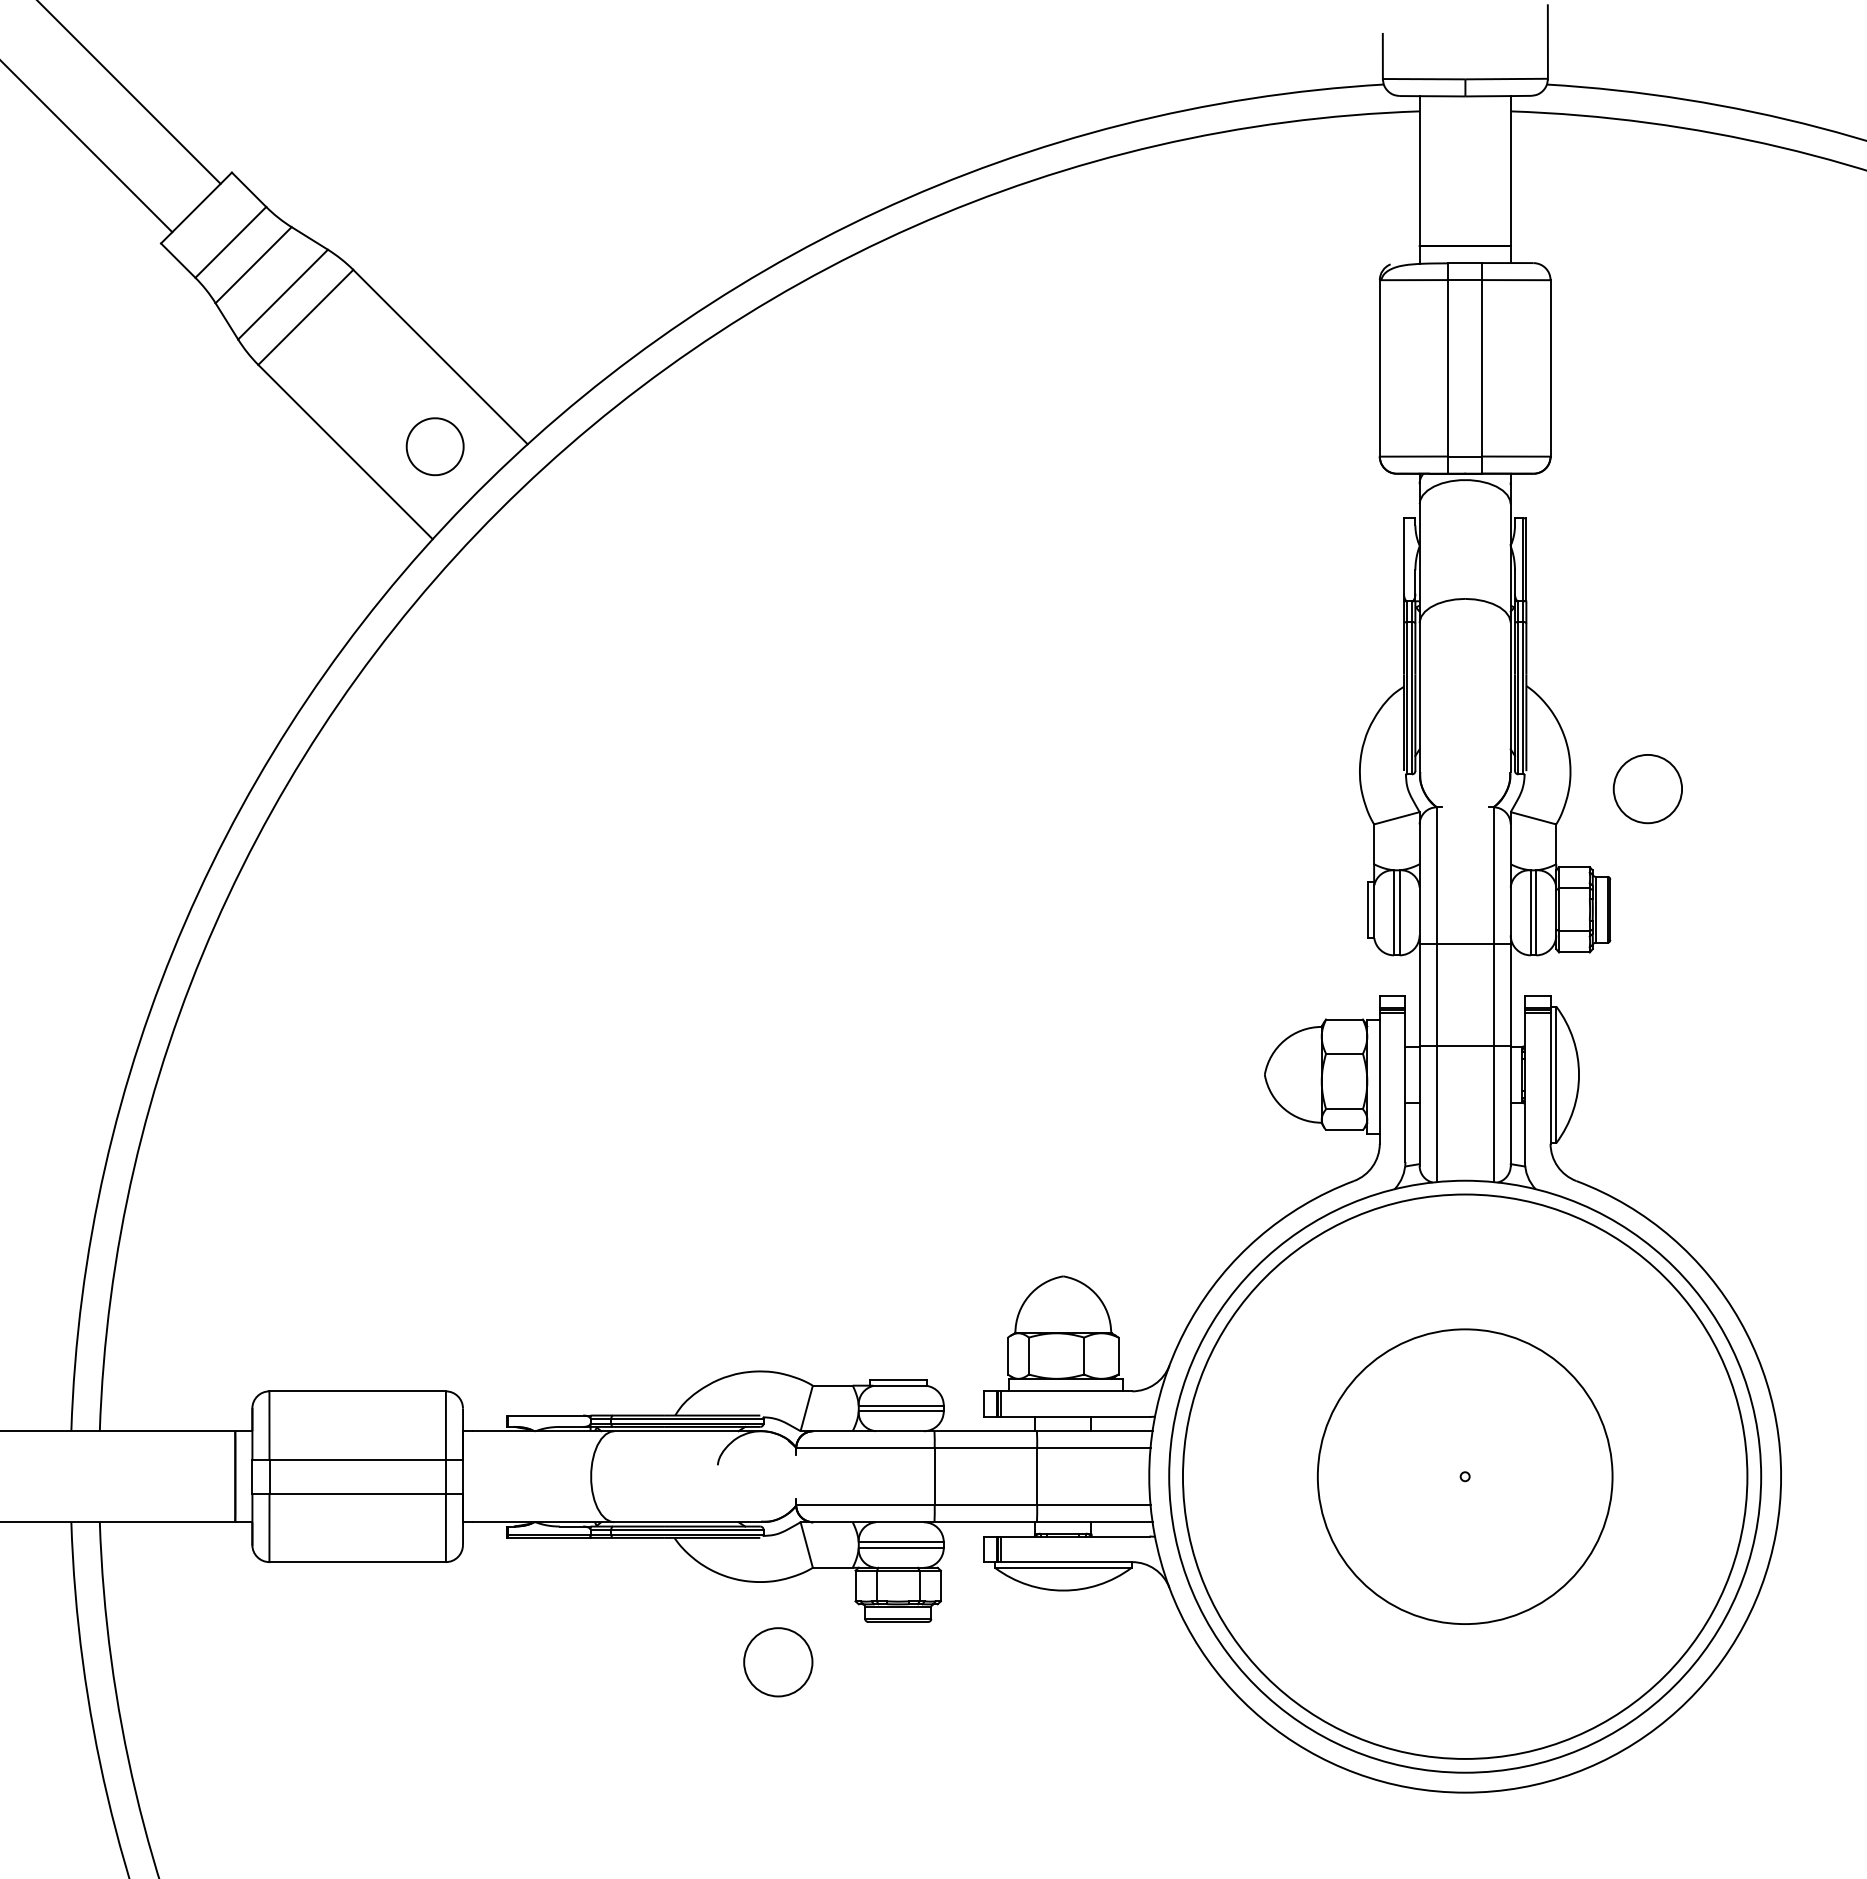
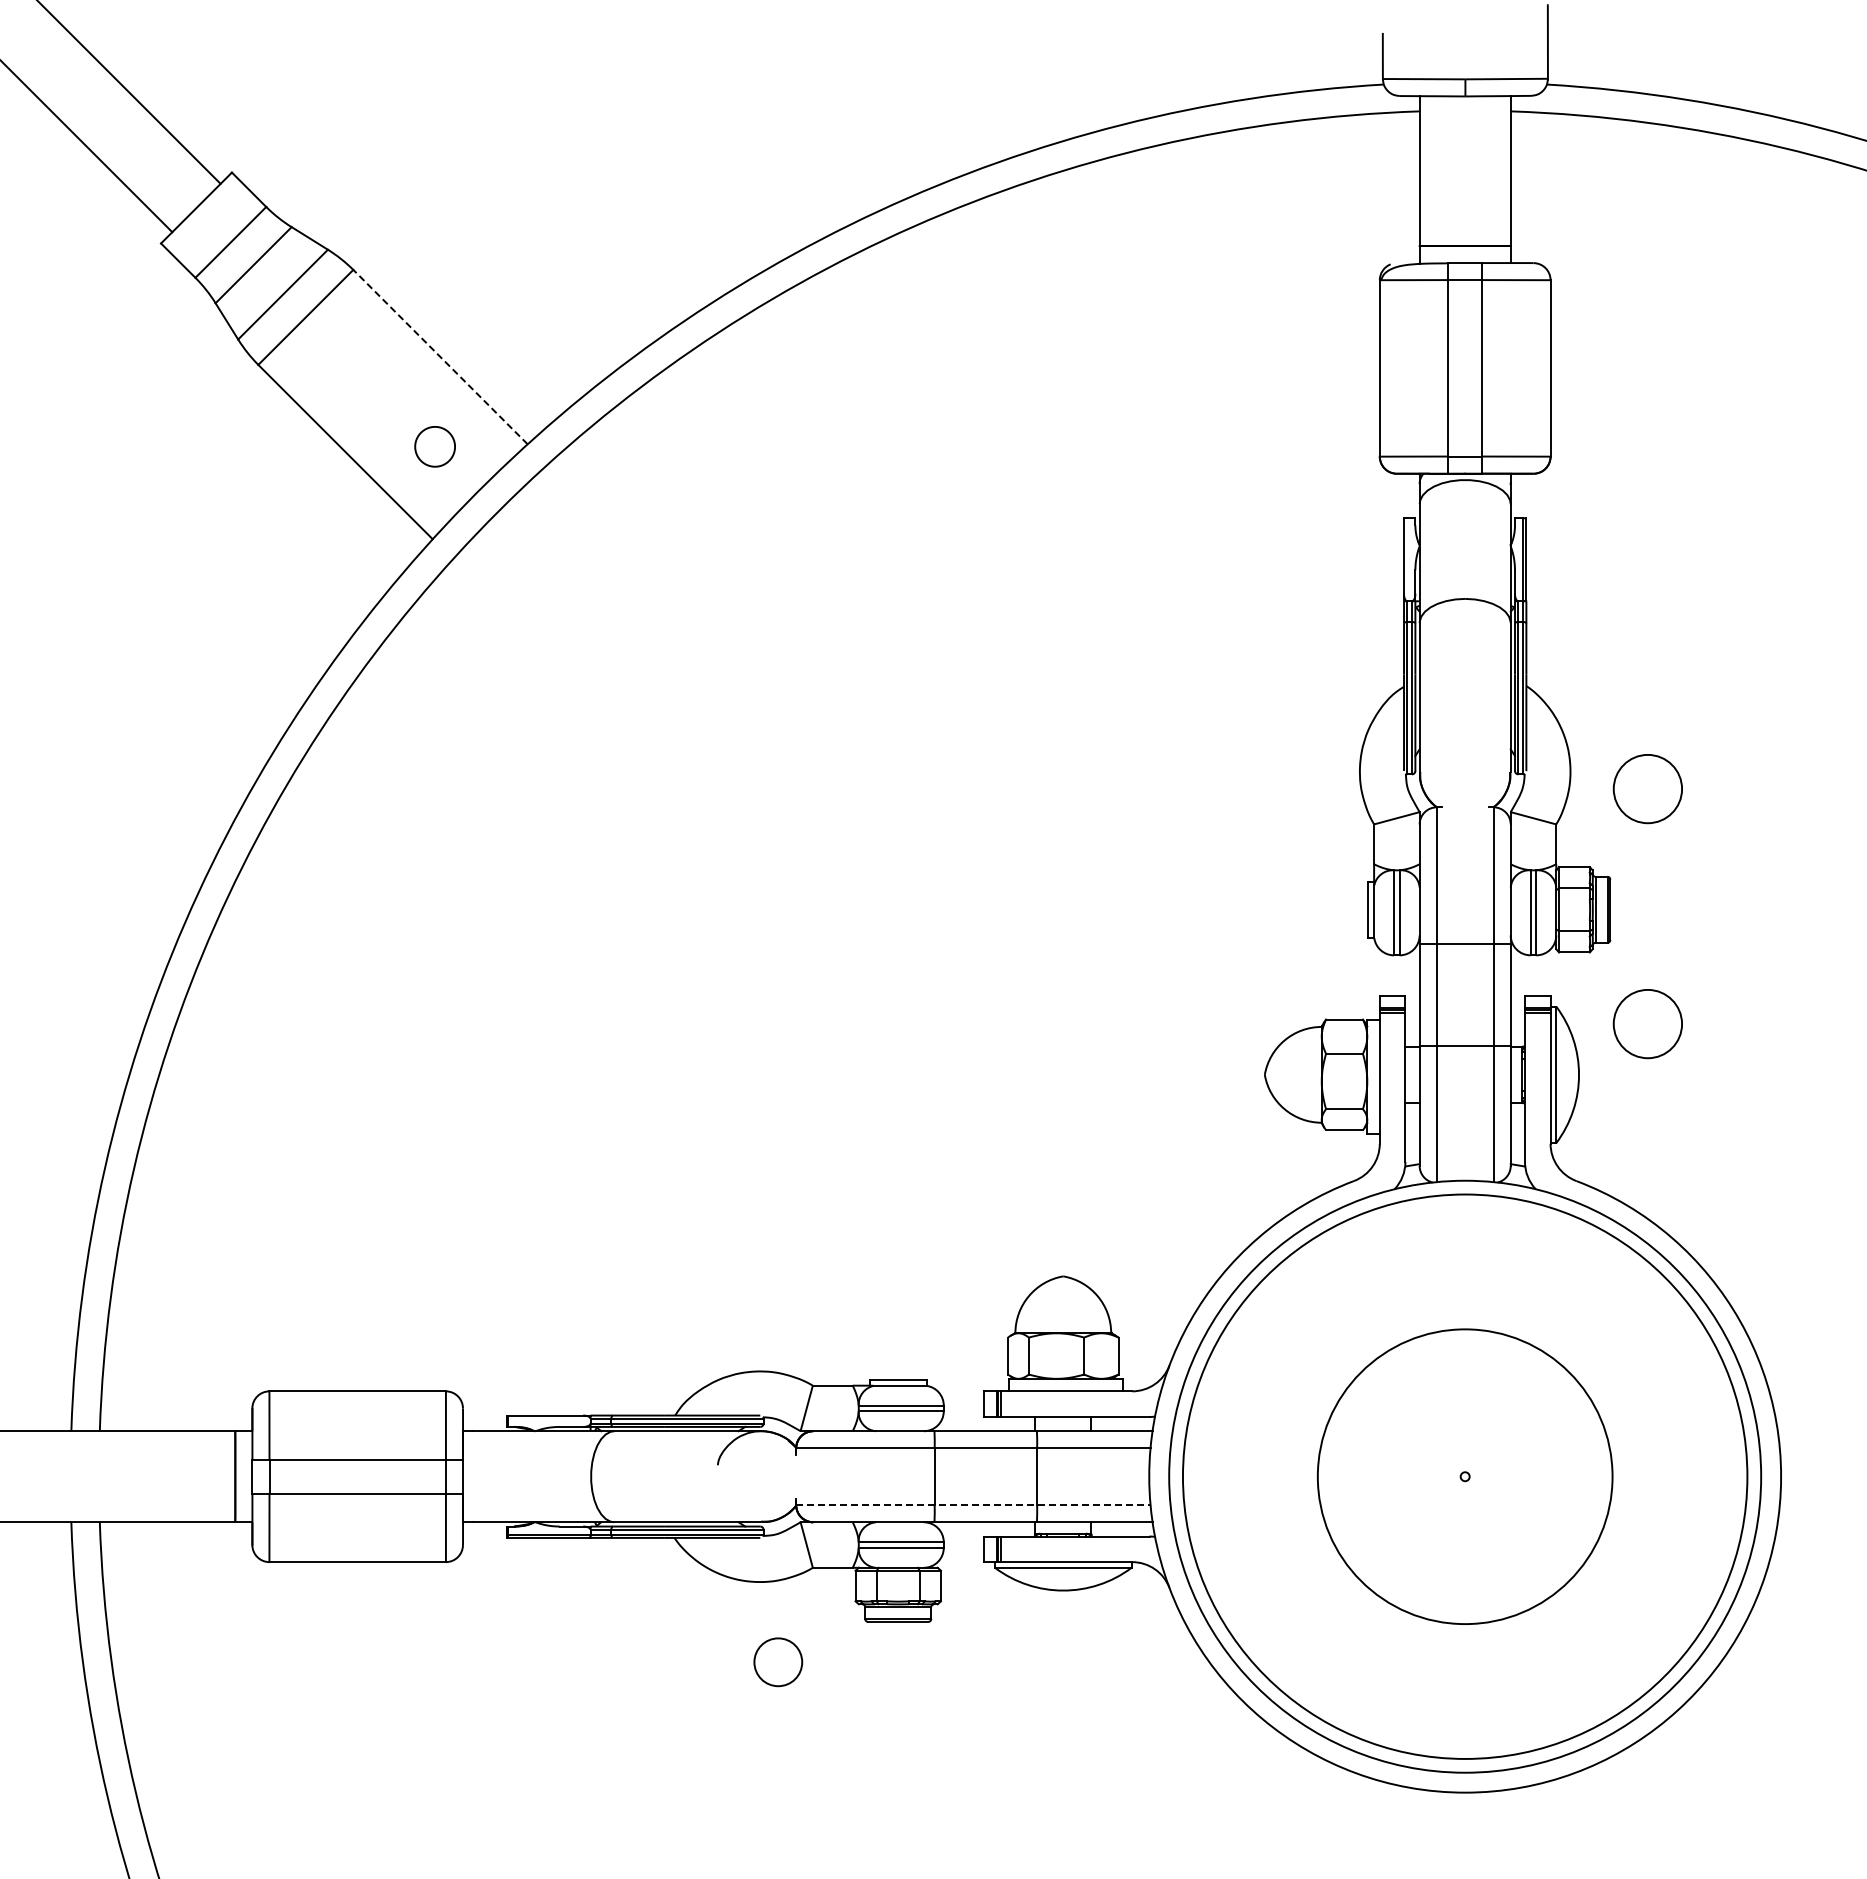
line: solid -> dashed (440, 356)
part size: 60x60 px -> 42x42 px (434, 446)
circle: none -> present (1647, 1024)
line: solid -> dashed (973, 1505)
circle diameter: 68 px -> 48 px (778, 1662)
